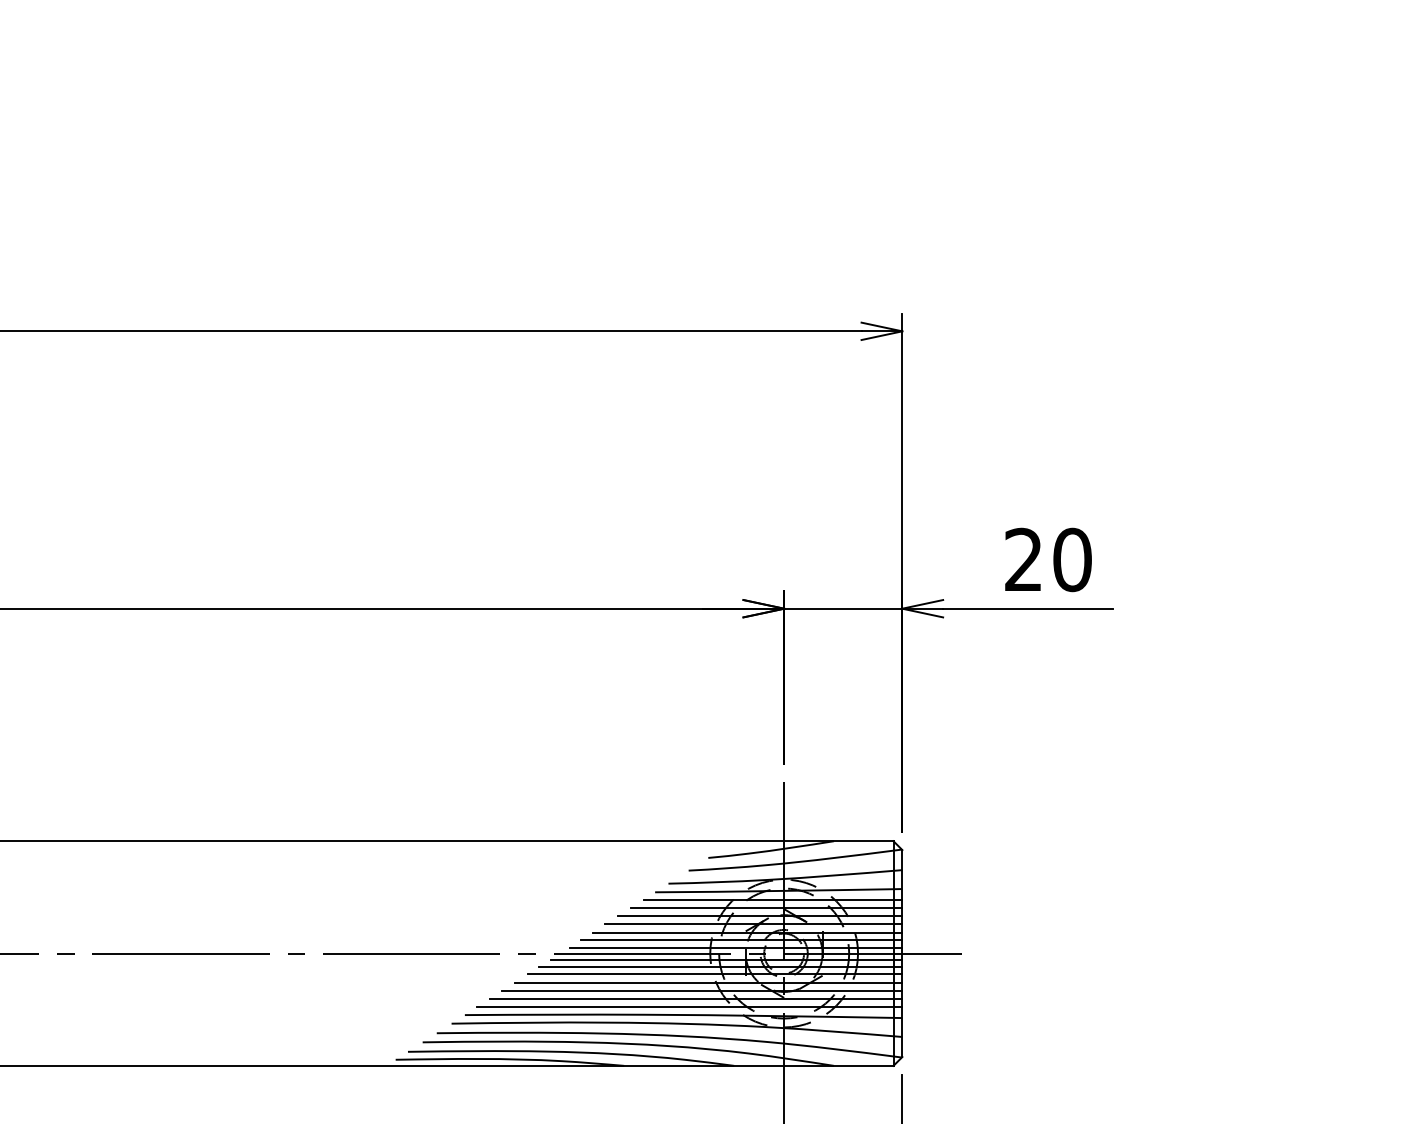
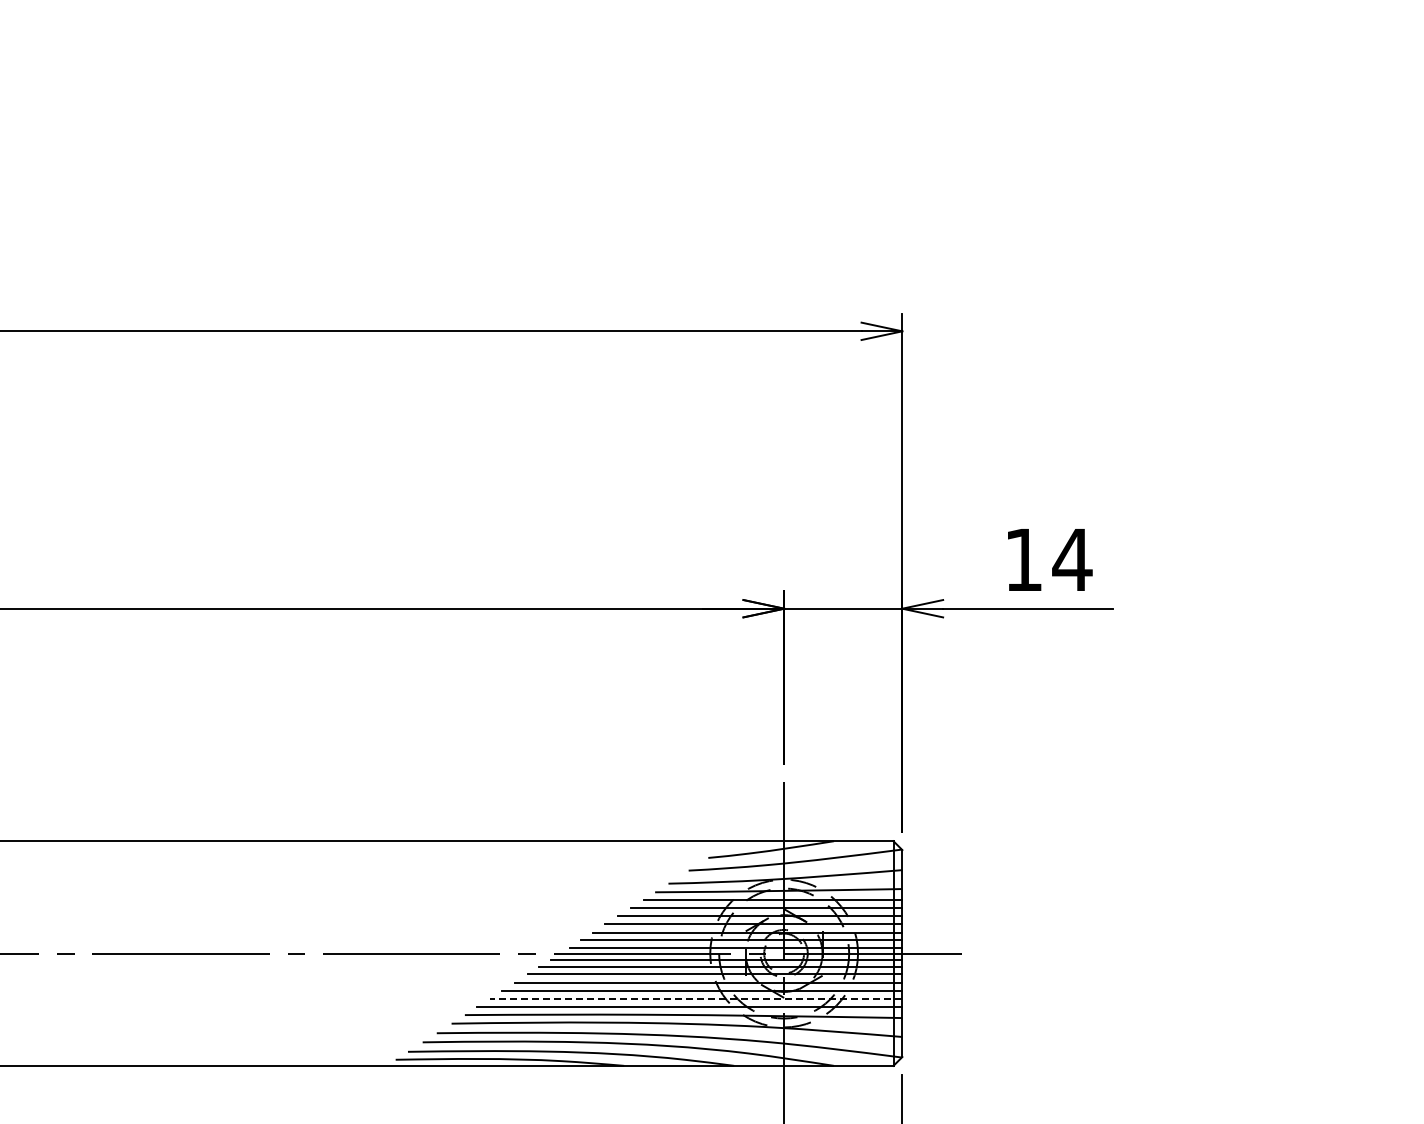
text: 20 -> 14 (1048, 559)
line: solid -> dashed (695, 999)
